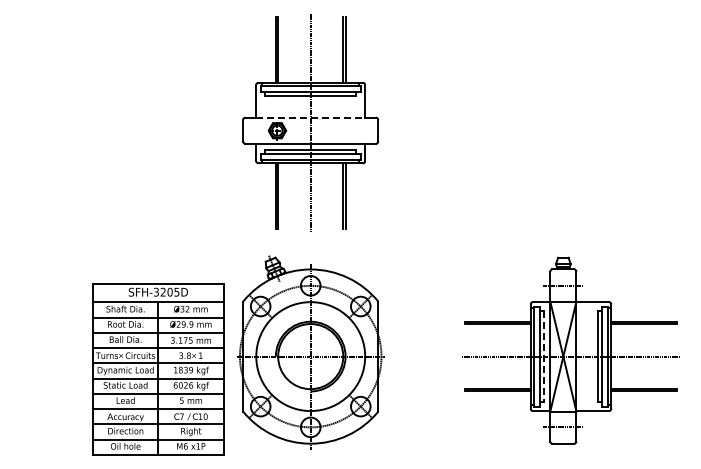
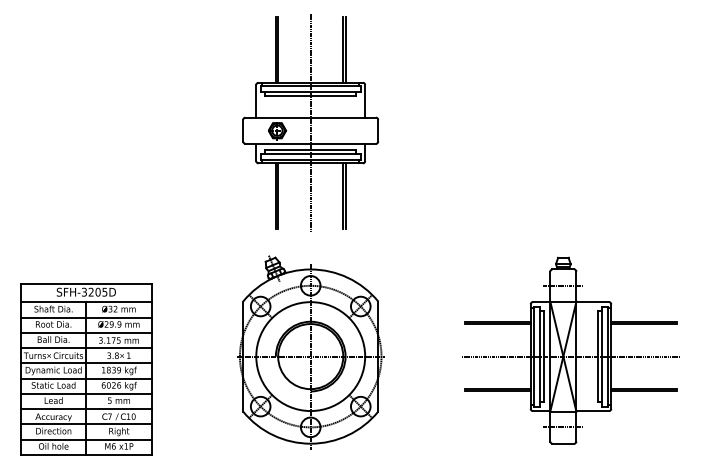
line: dashed -> solid (311, 117)
line: dashed -> solid (544, 356)
part position: (158, 369) -> (86, 369) (86, 369)
